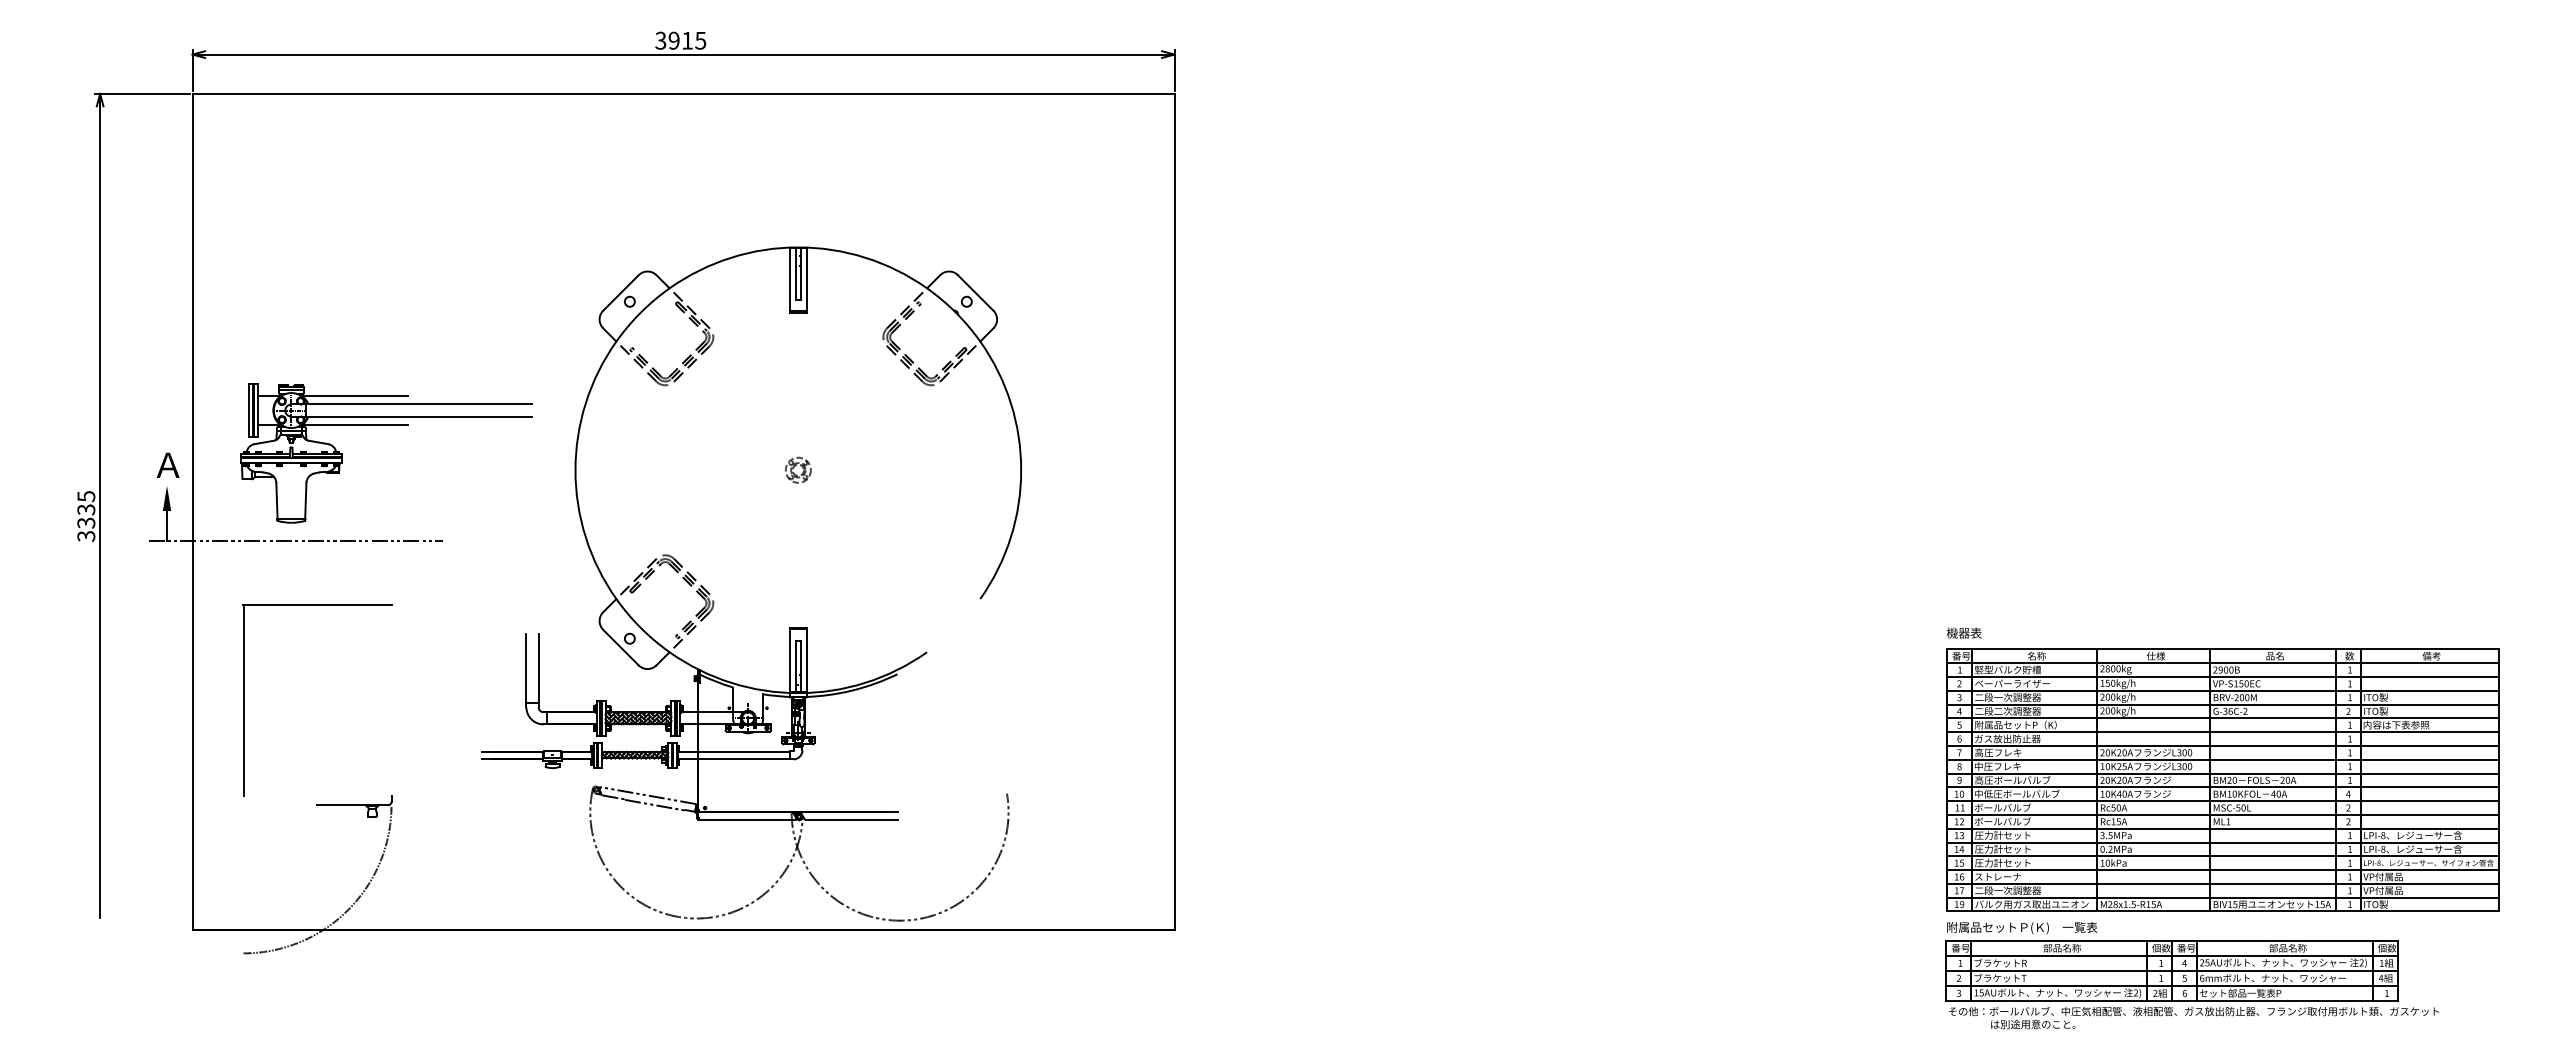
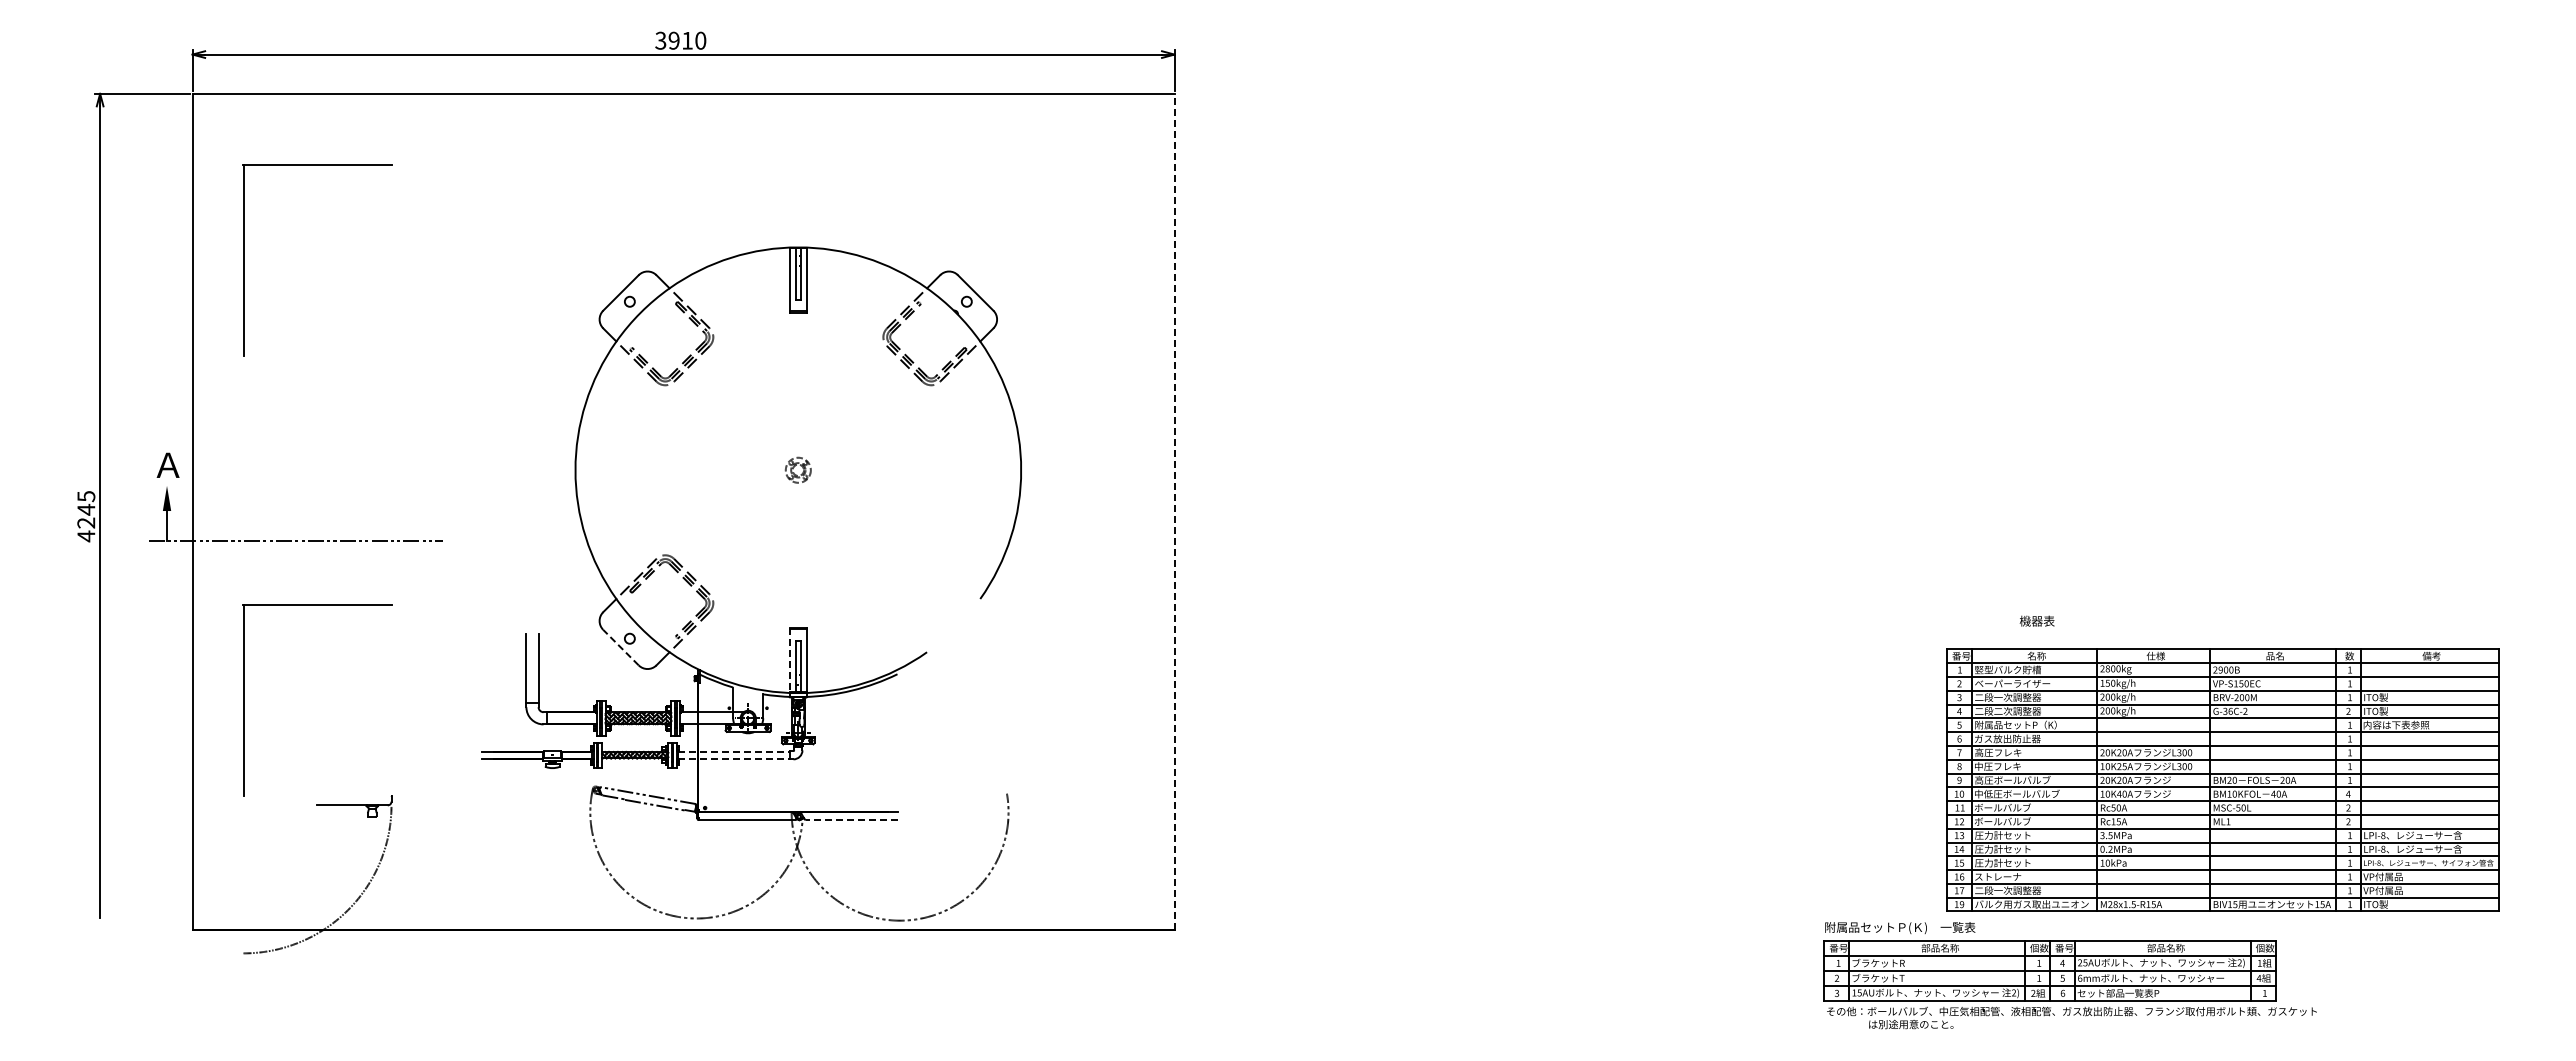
text: 3915 -> 3910 (700, 40)
part: none -> present (244, 260)
part: present -> none (386, 425)
line: solid -> dashed (1174, 511)
text: 3335 -> 4245 (86, 522)
text position: (1963, 632) -> (2036, 620) (2036, 620)
line: solid -> dashed (620, 647)
line: solid -> dashed (790, 660)
line: solid -> dashed (734, 751)
line: solid -> dashed (734, 758)
line: solid -> dashed (851, 820)
part position: (2191, 975) -> (2069, 975) (2069, 975)
